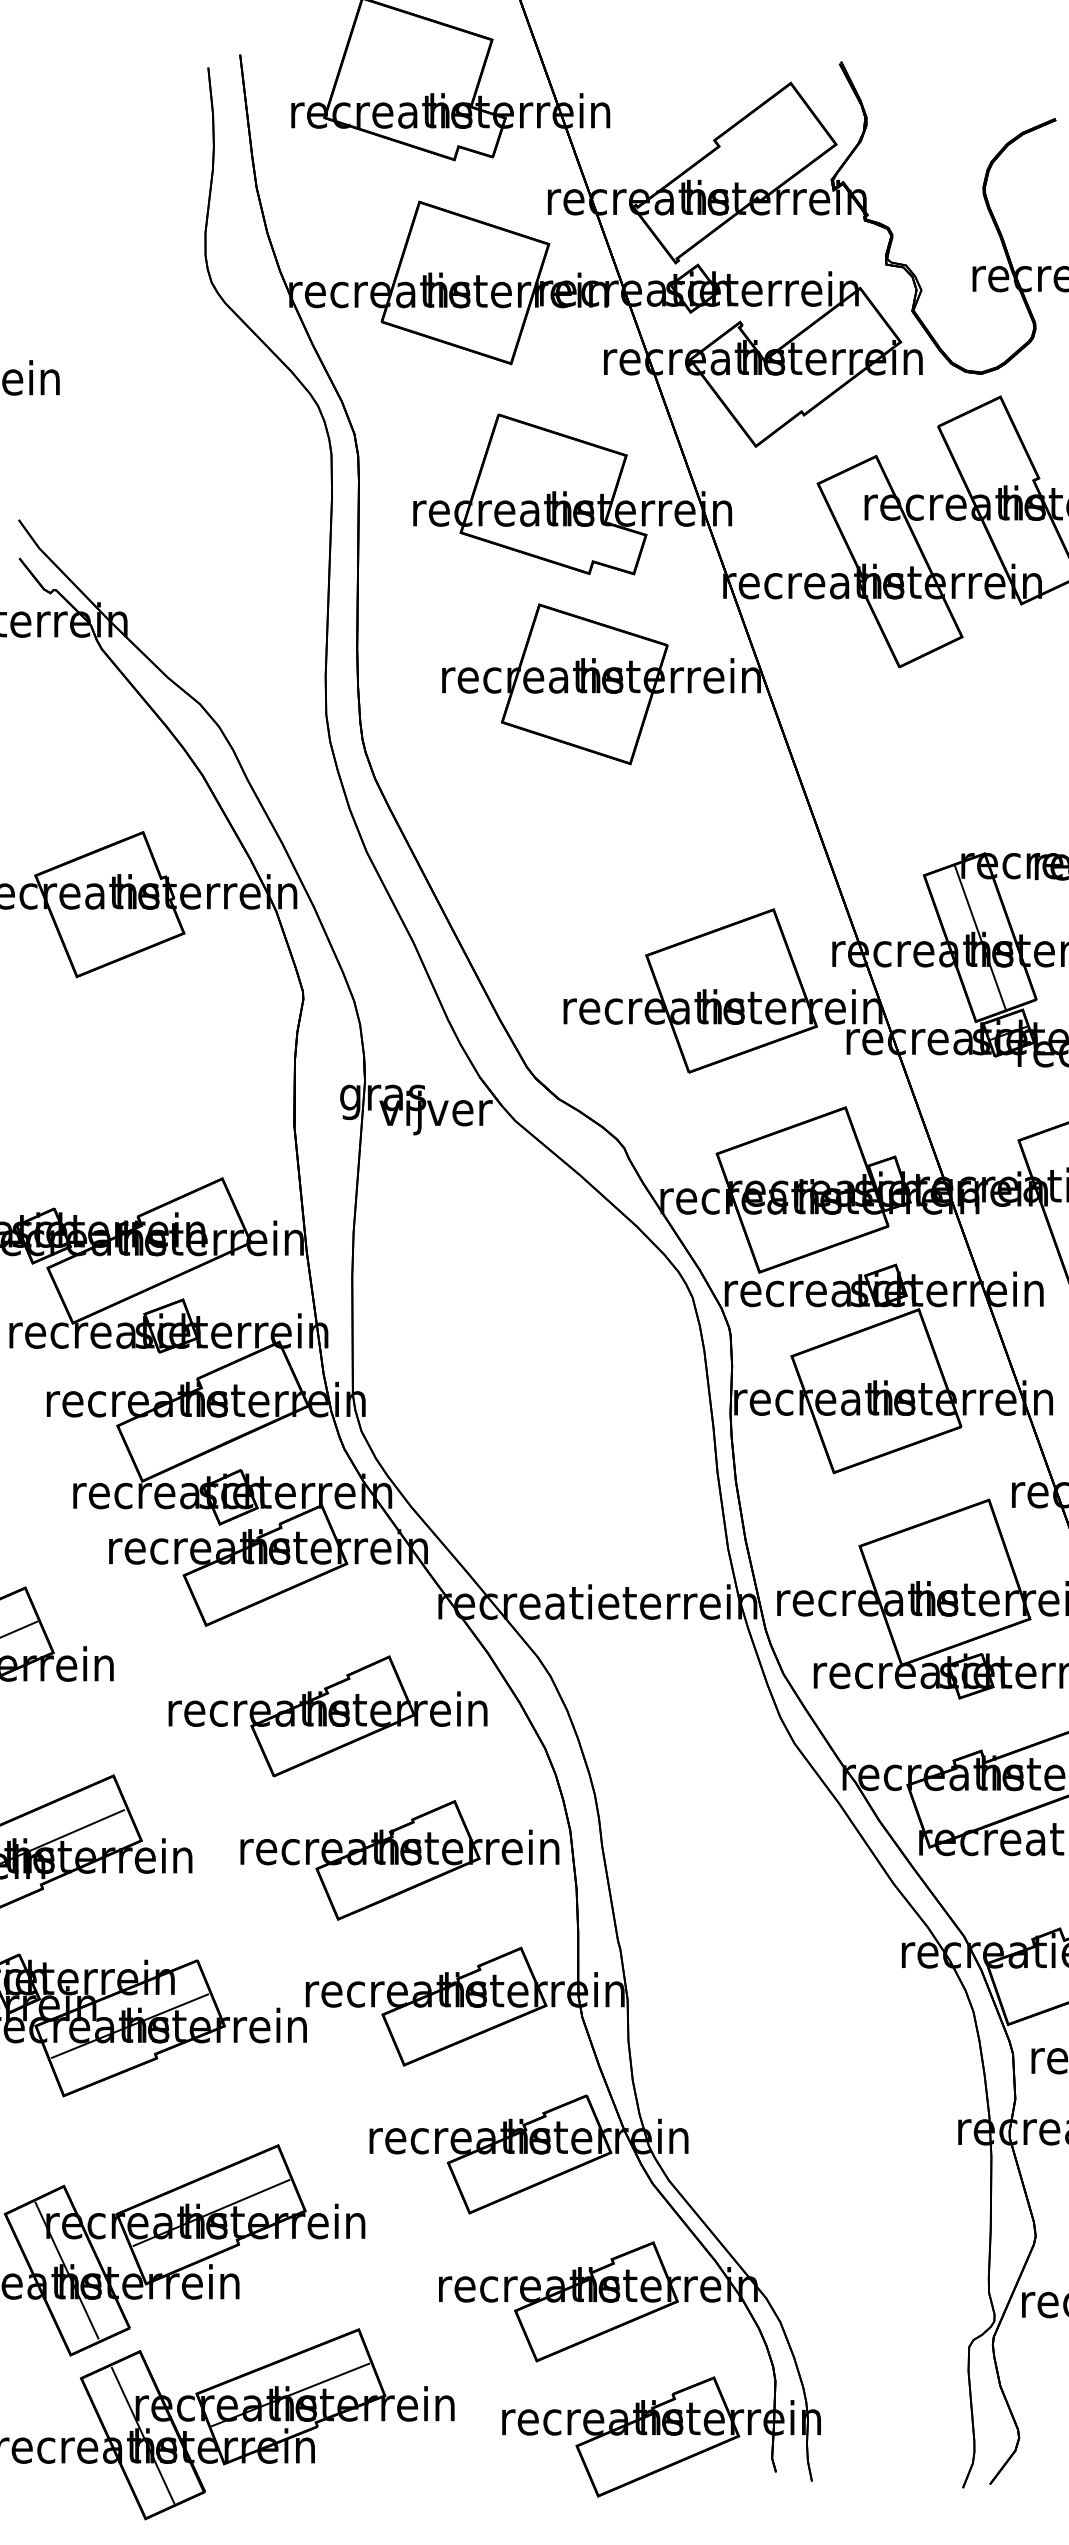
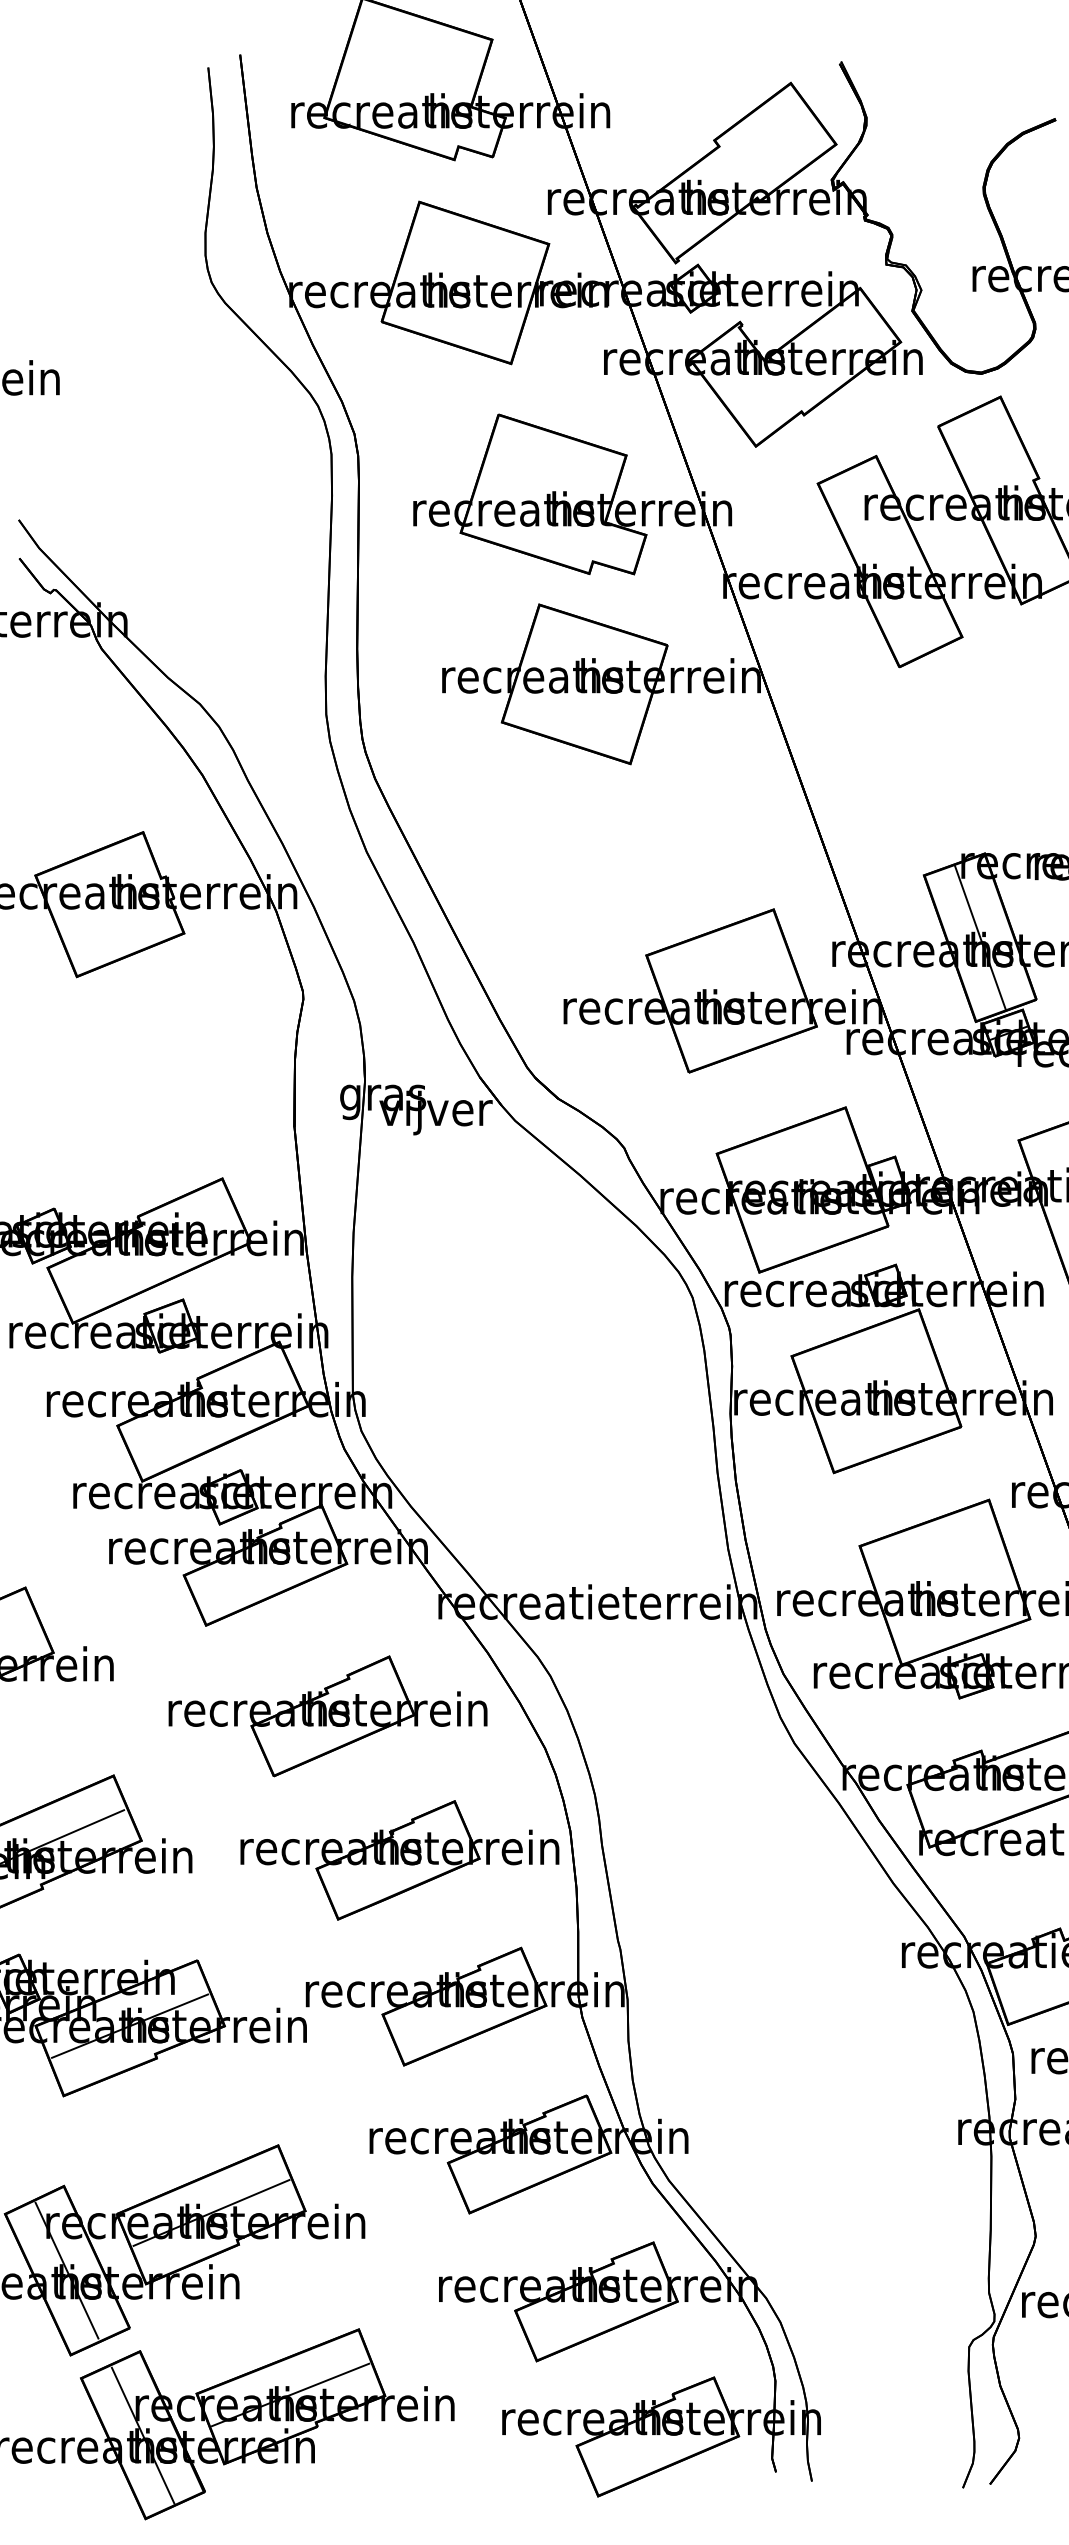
line: present -> none (19, 1628)
